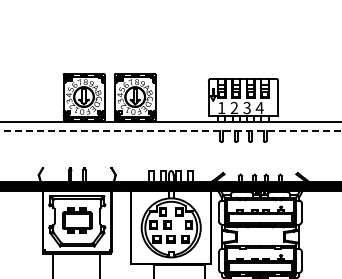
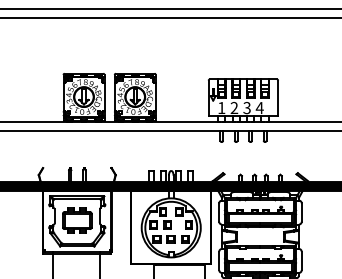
line: none -> present (170, 8)
line: none -> present (170, 17)
line: dashed -> solid (171, 130)
